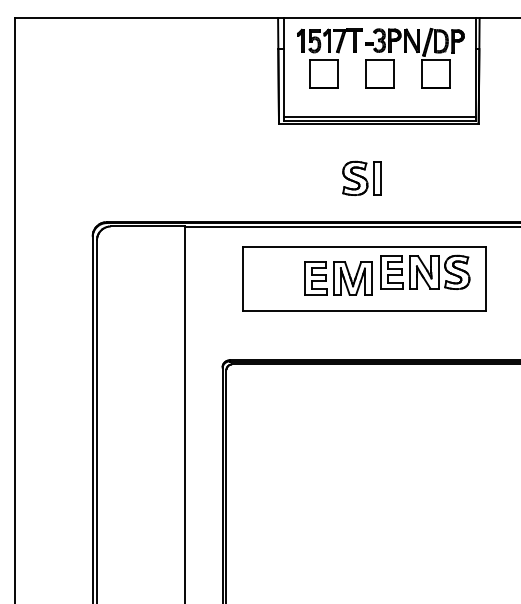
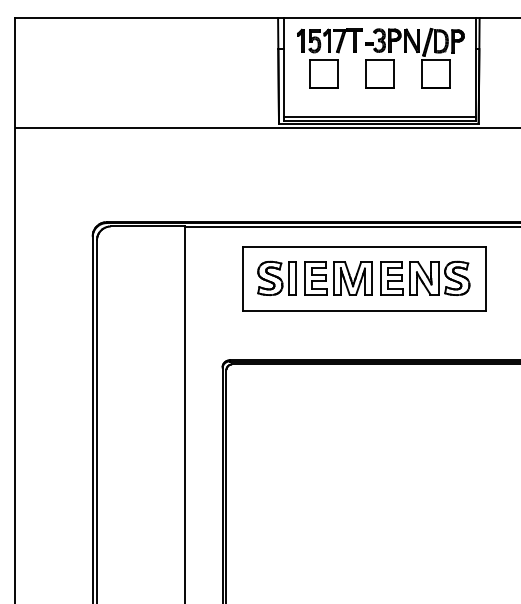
line: none -> present (266, 127)
part position: (361, 177) -> (276, 277) (276, 277)
part position: (425, 271) -> (425, 277) (425, 277)
